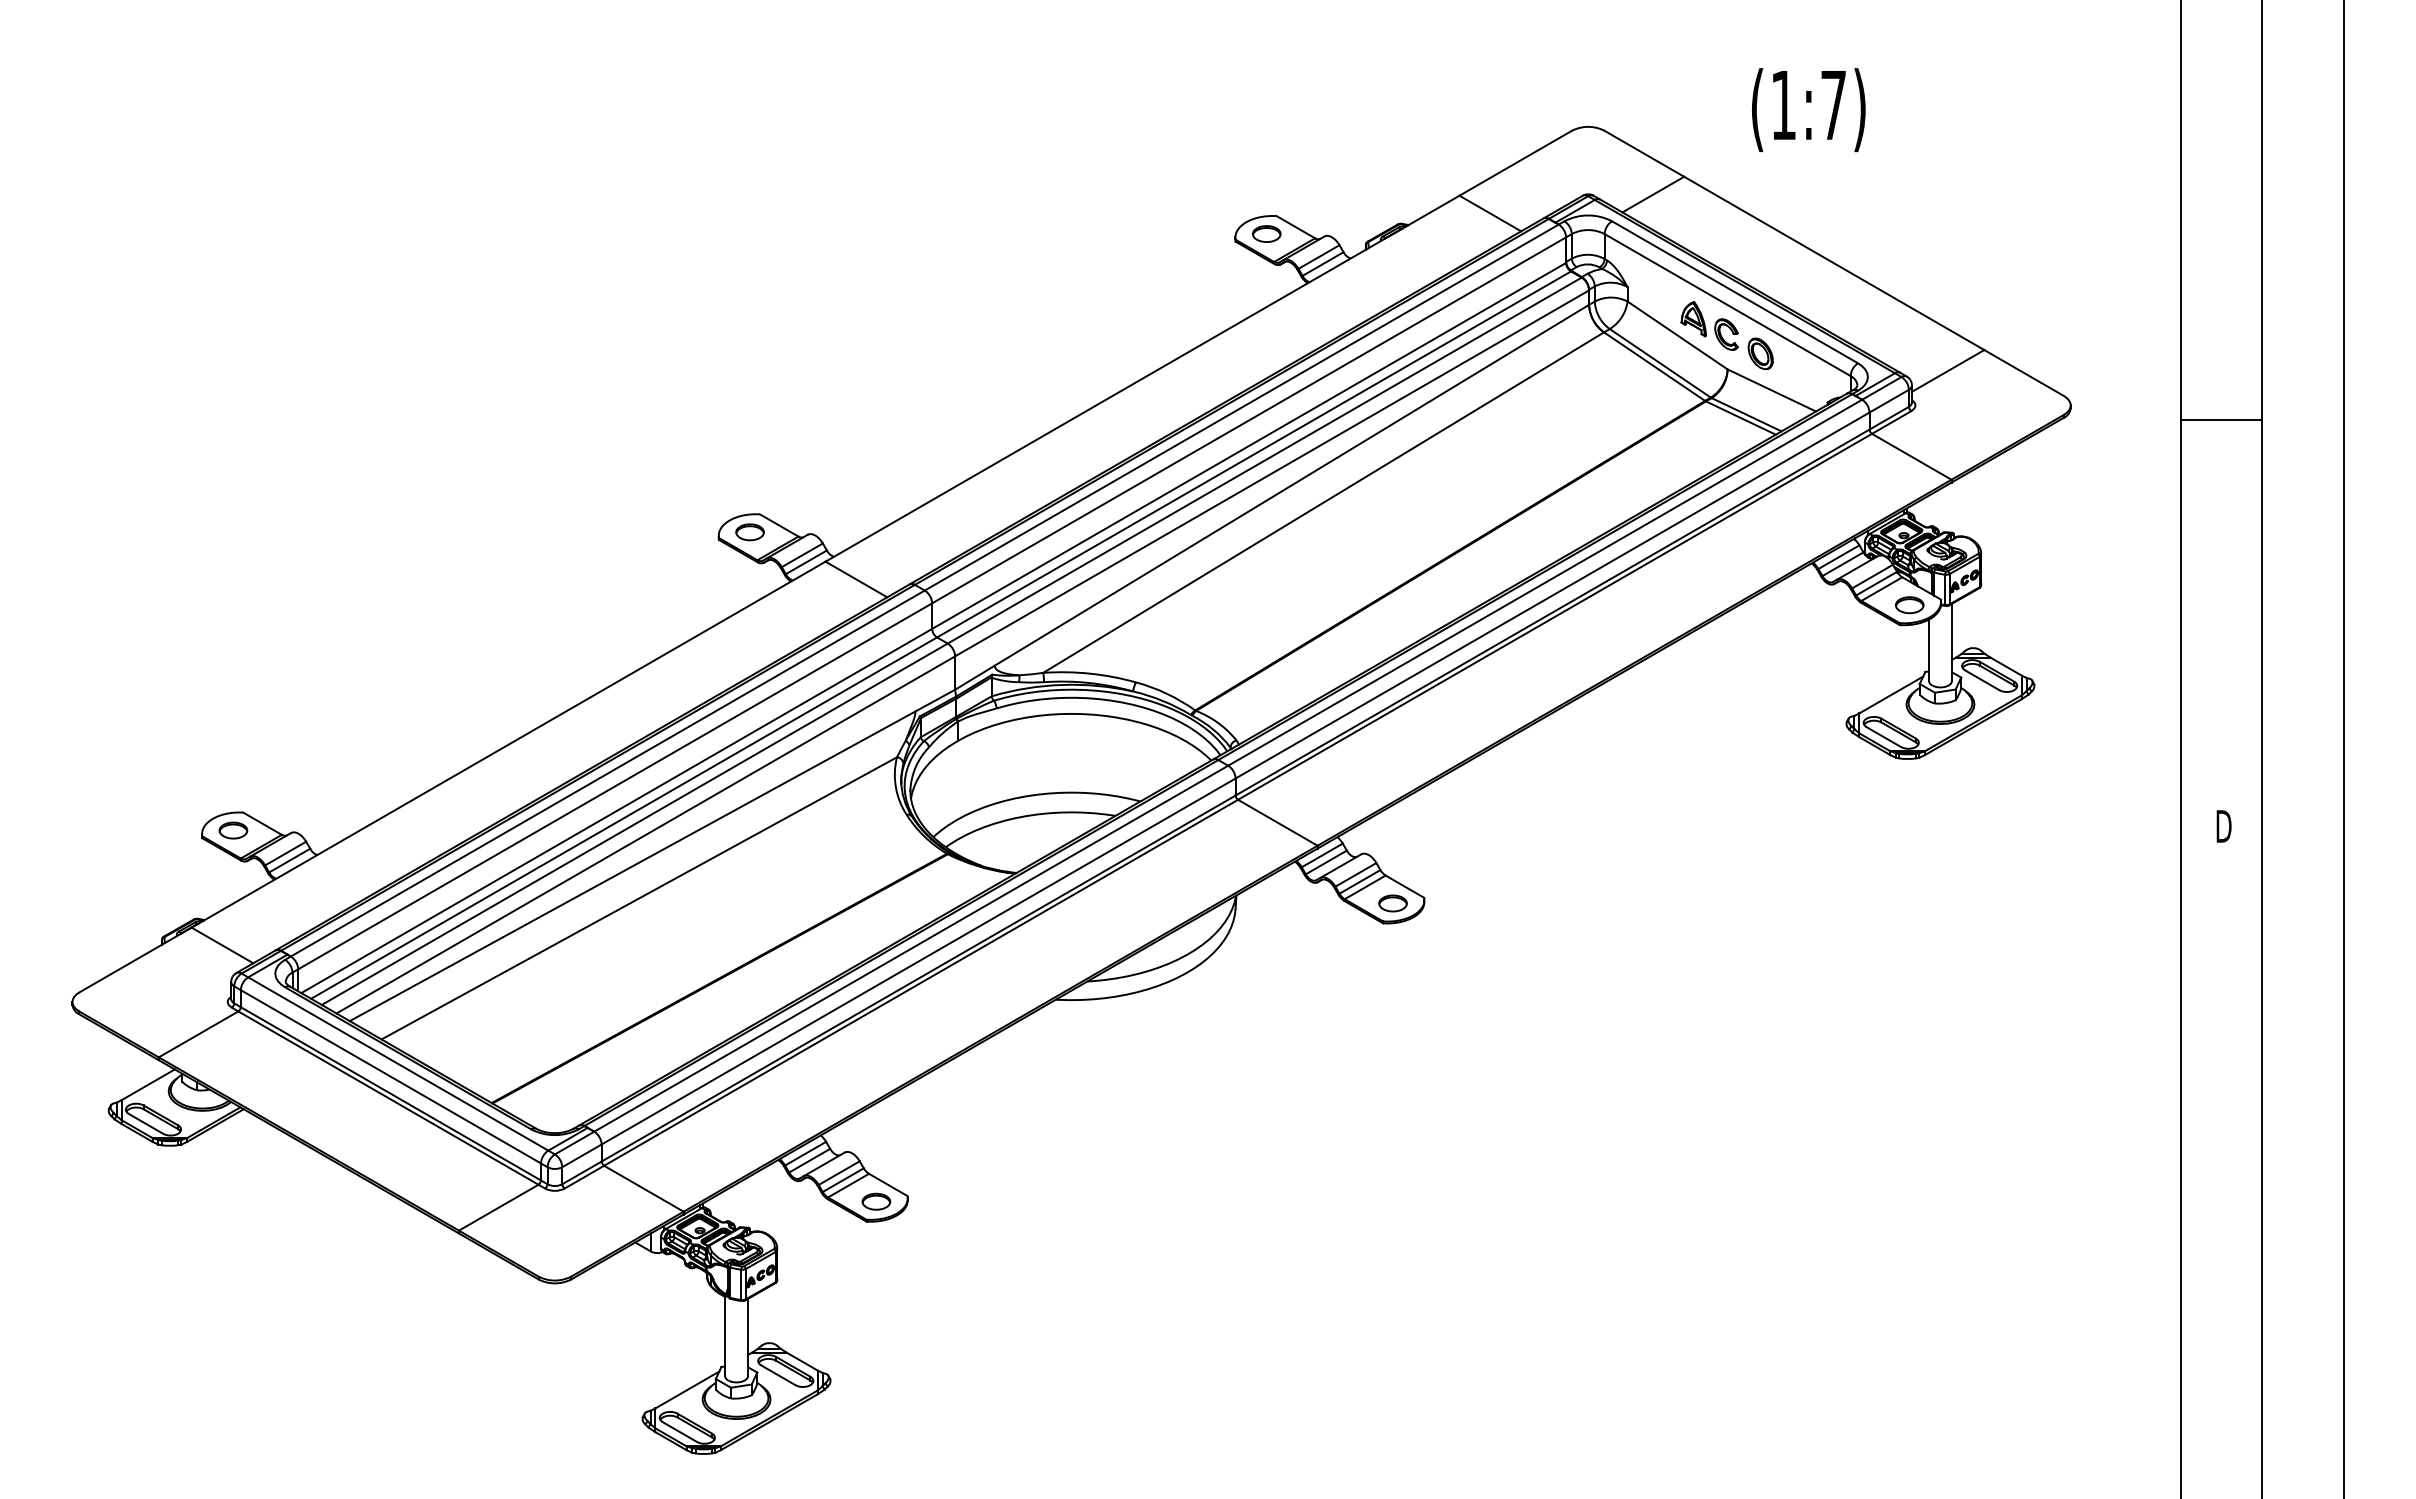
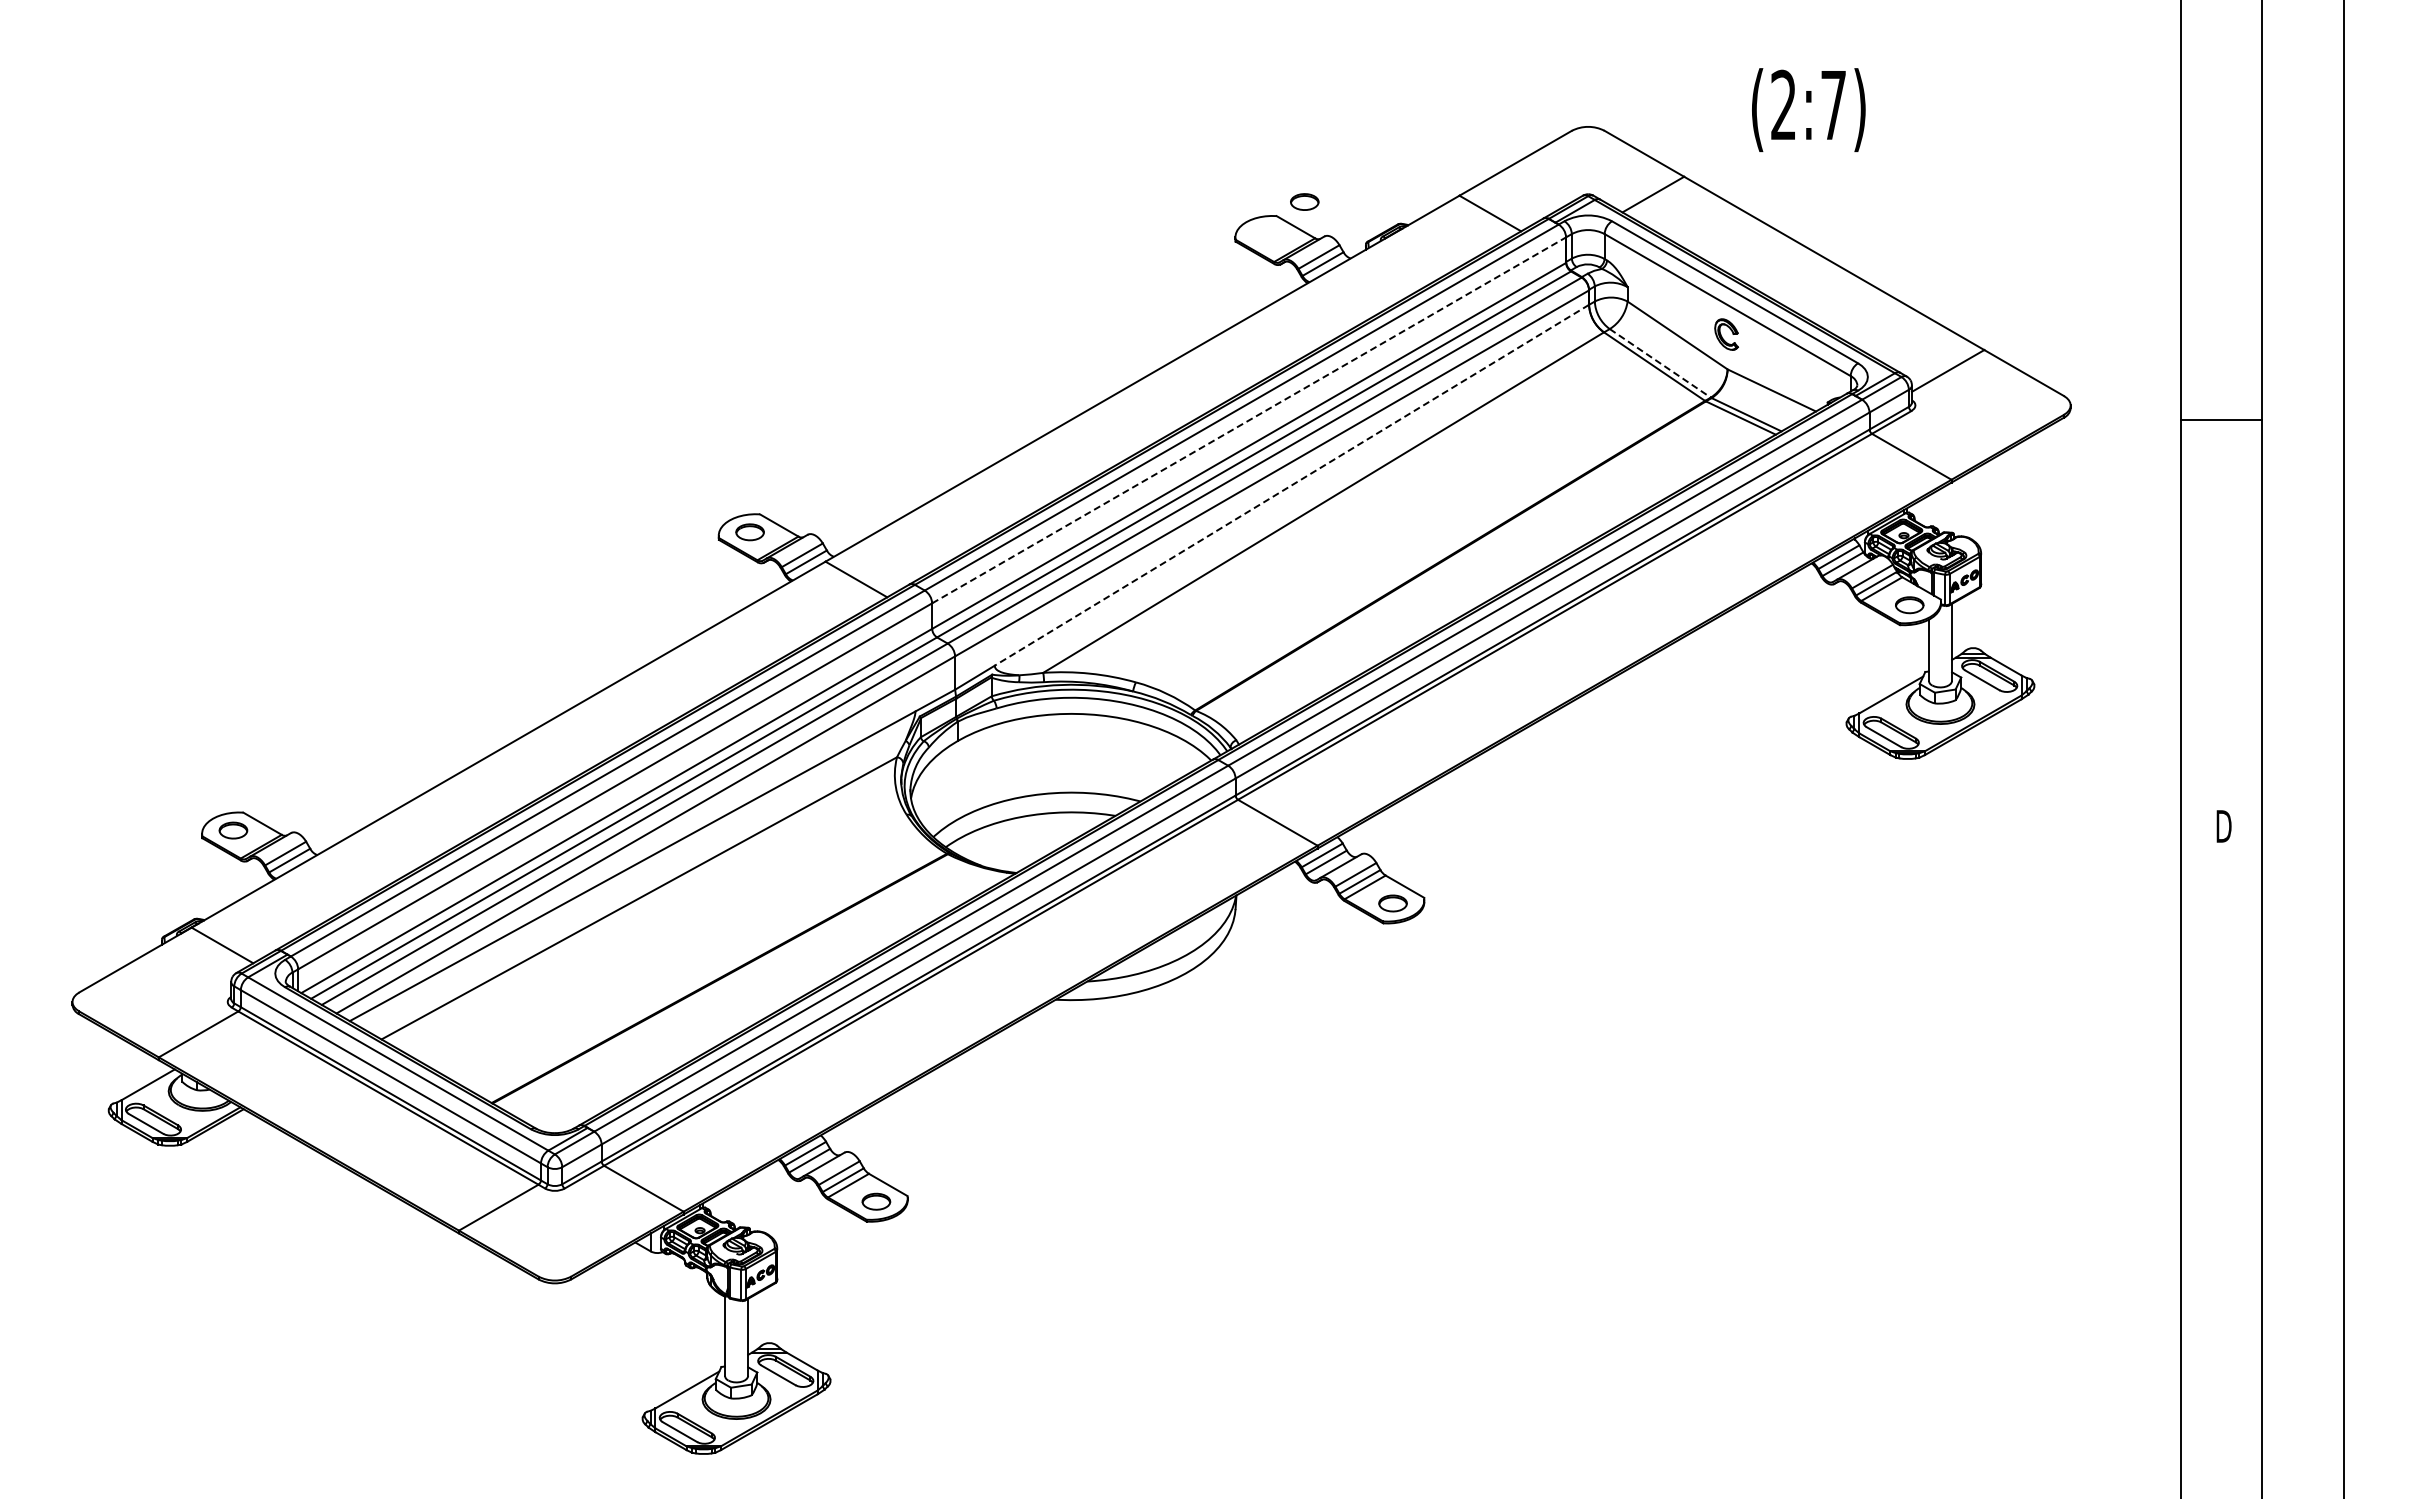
text: (1:7) -> (2:7) (1783, 104)
part position: (1266, 233) -> (1304, 201) (1304, 201)
part: present -> none (1693, 319)
part: present -> none (1760, 353)
line: solid -> dashed (1660, 363)
line: solid -> dashed (1249, 420)
line: solid -> dashed (1291, 485)
